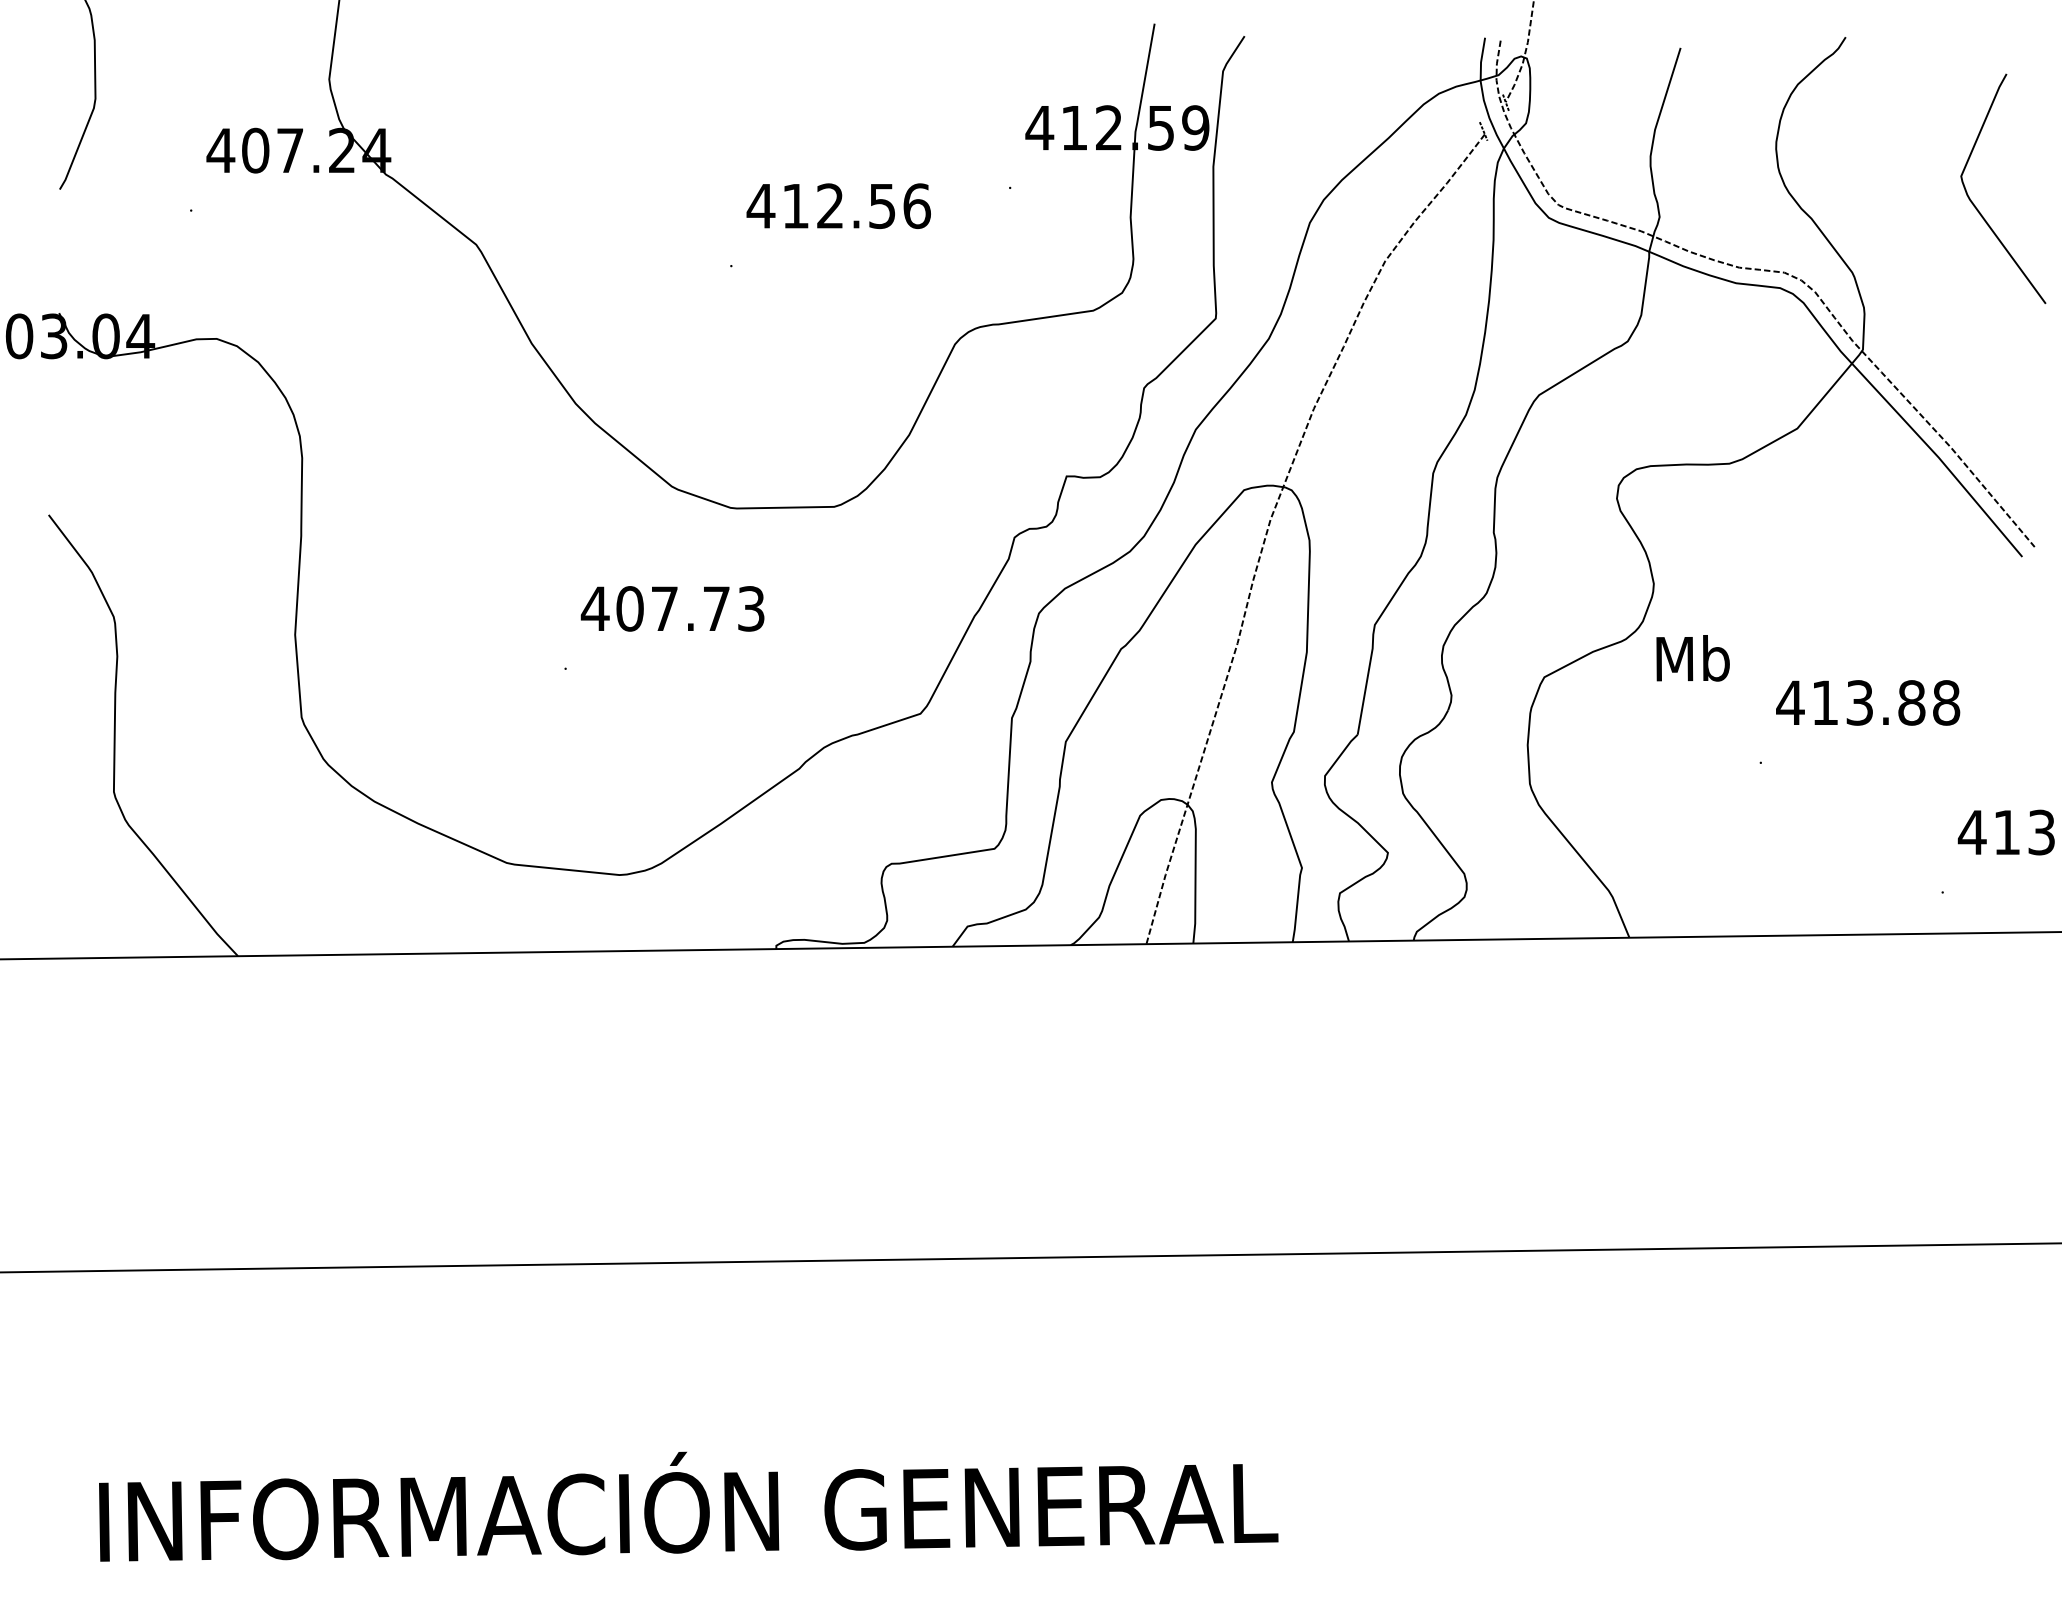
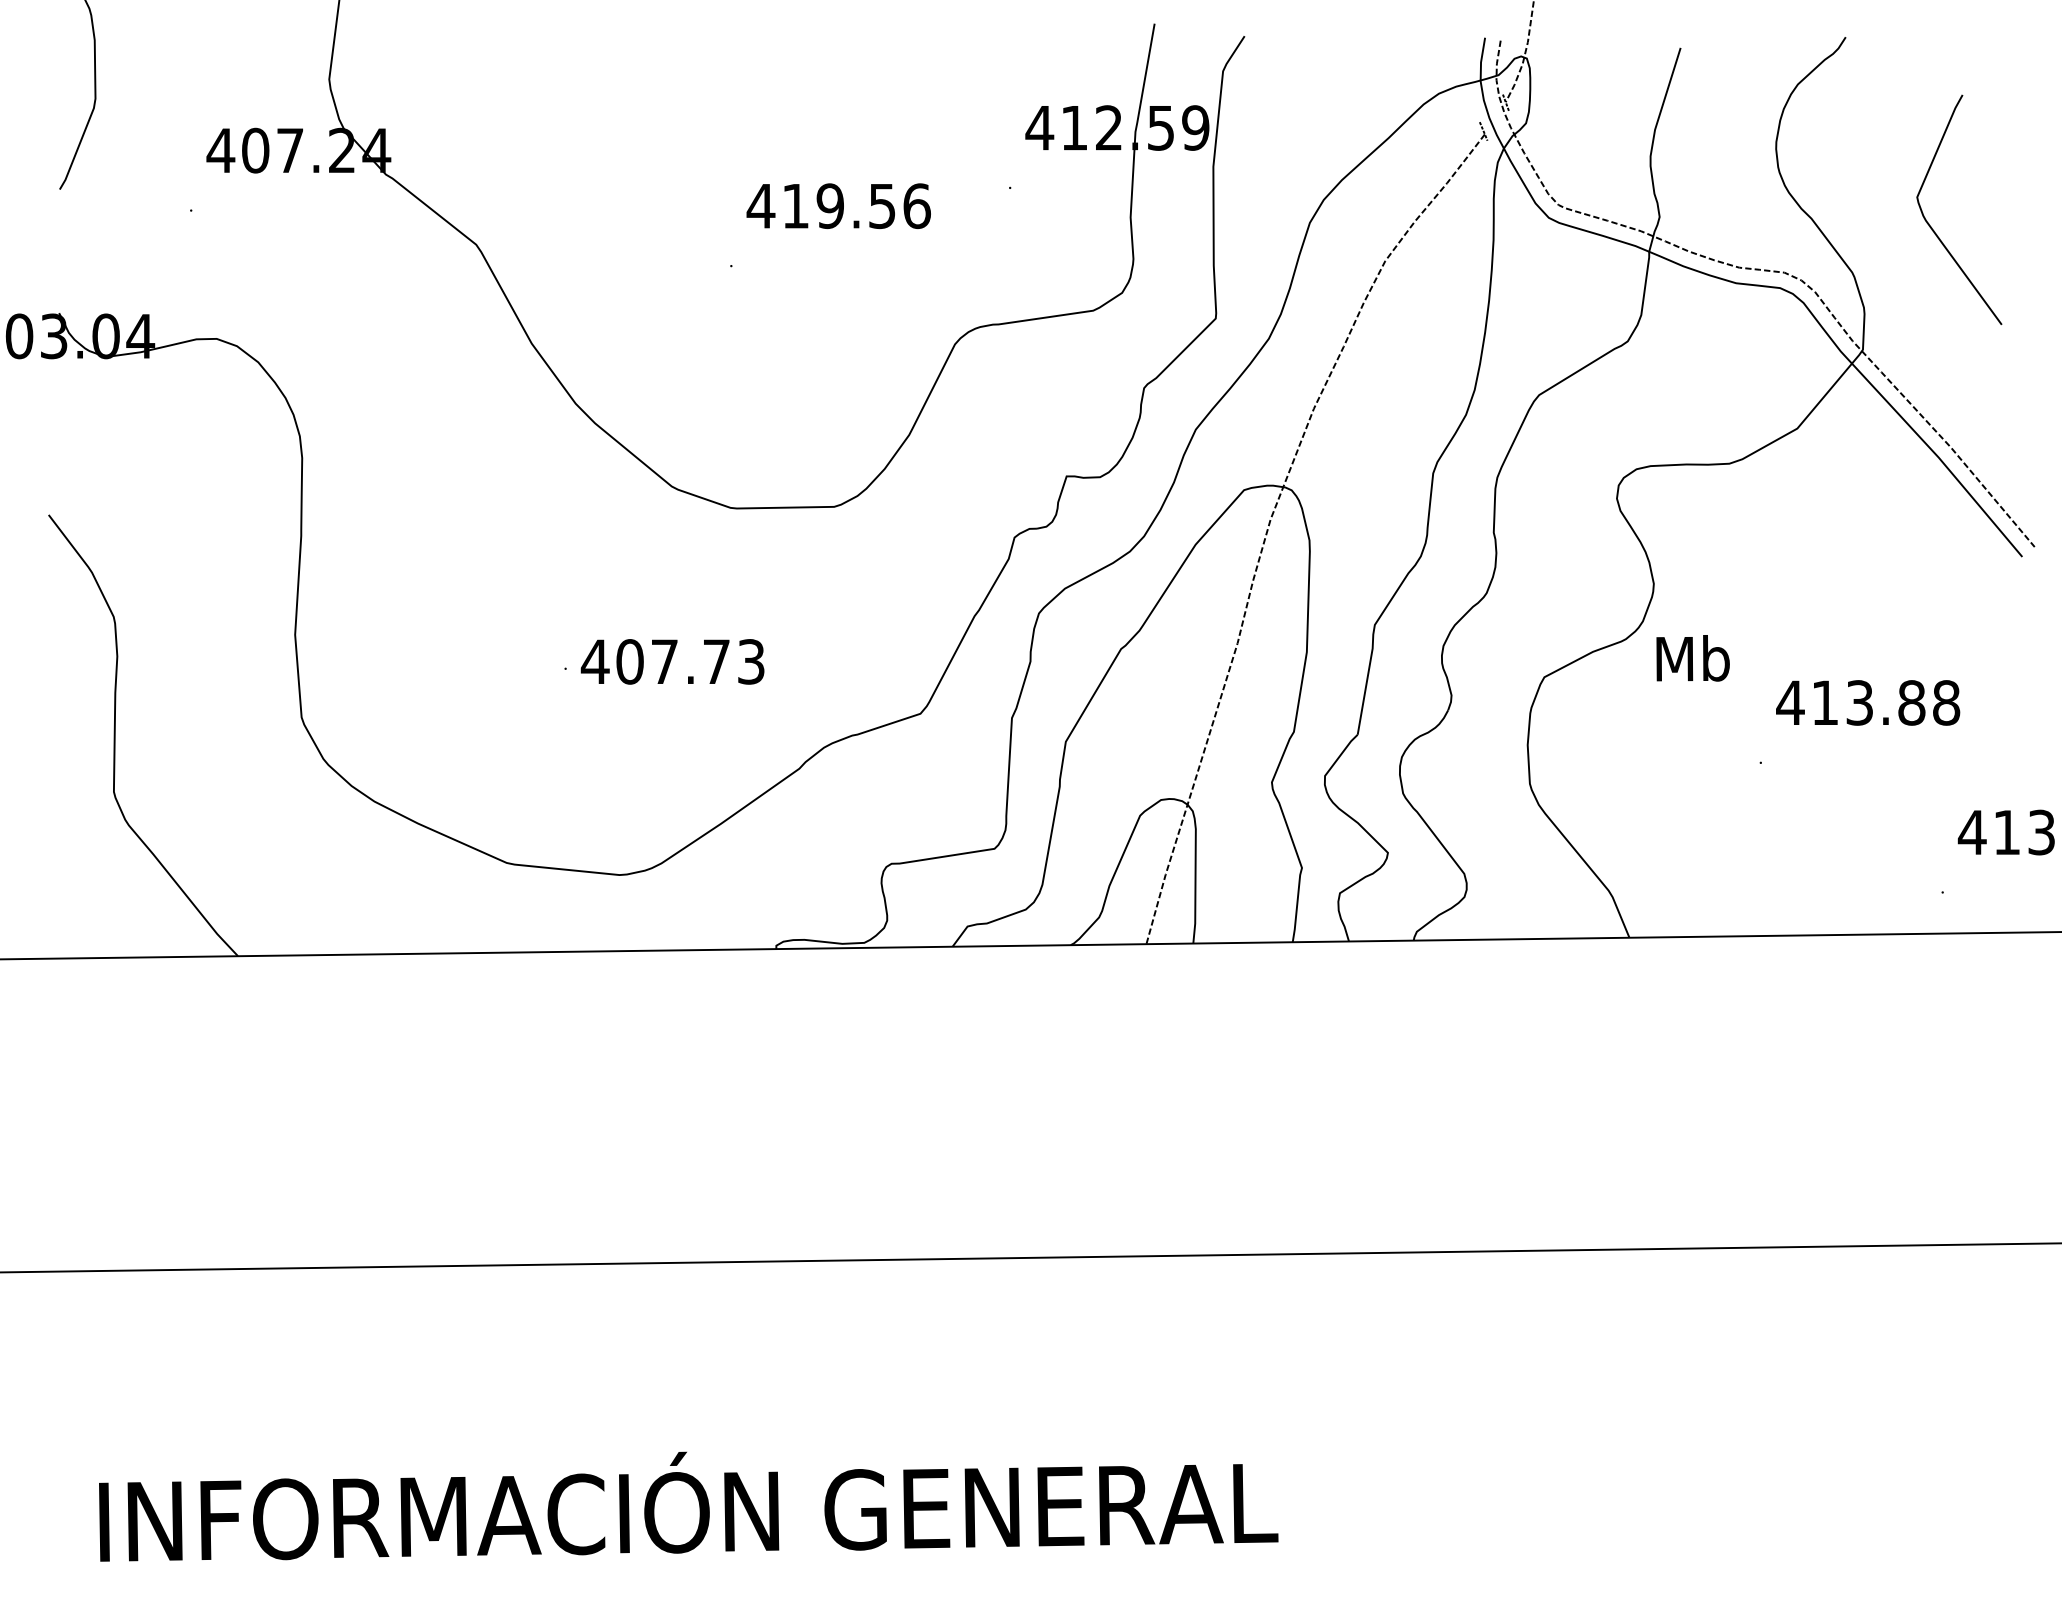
text: 412.56 -> 419.56 (829, 206)
curve position: (1976, 206) -> (1932, 227) (1932, 227)
text position: (672, 608) -> (672, 661) (672, 661)
